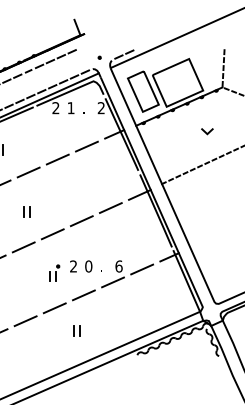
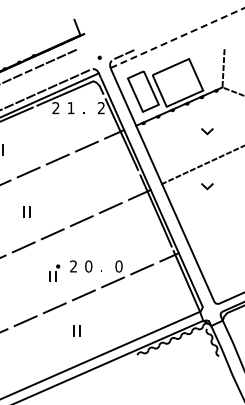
line: solid -> dashed (178, 37)
line: none -> present (208, 186)
text: 6 -> 0 (118, 266)
